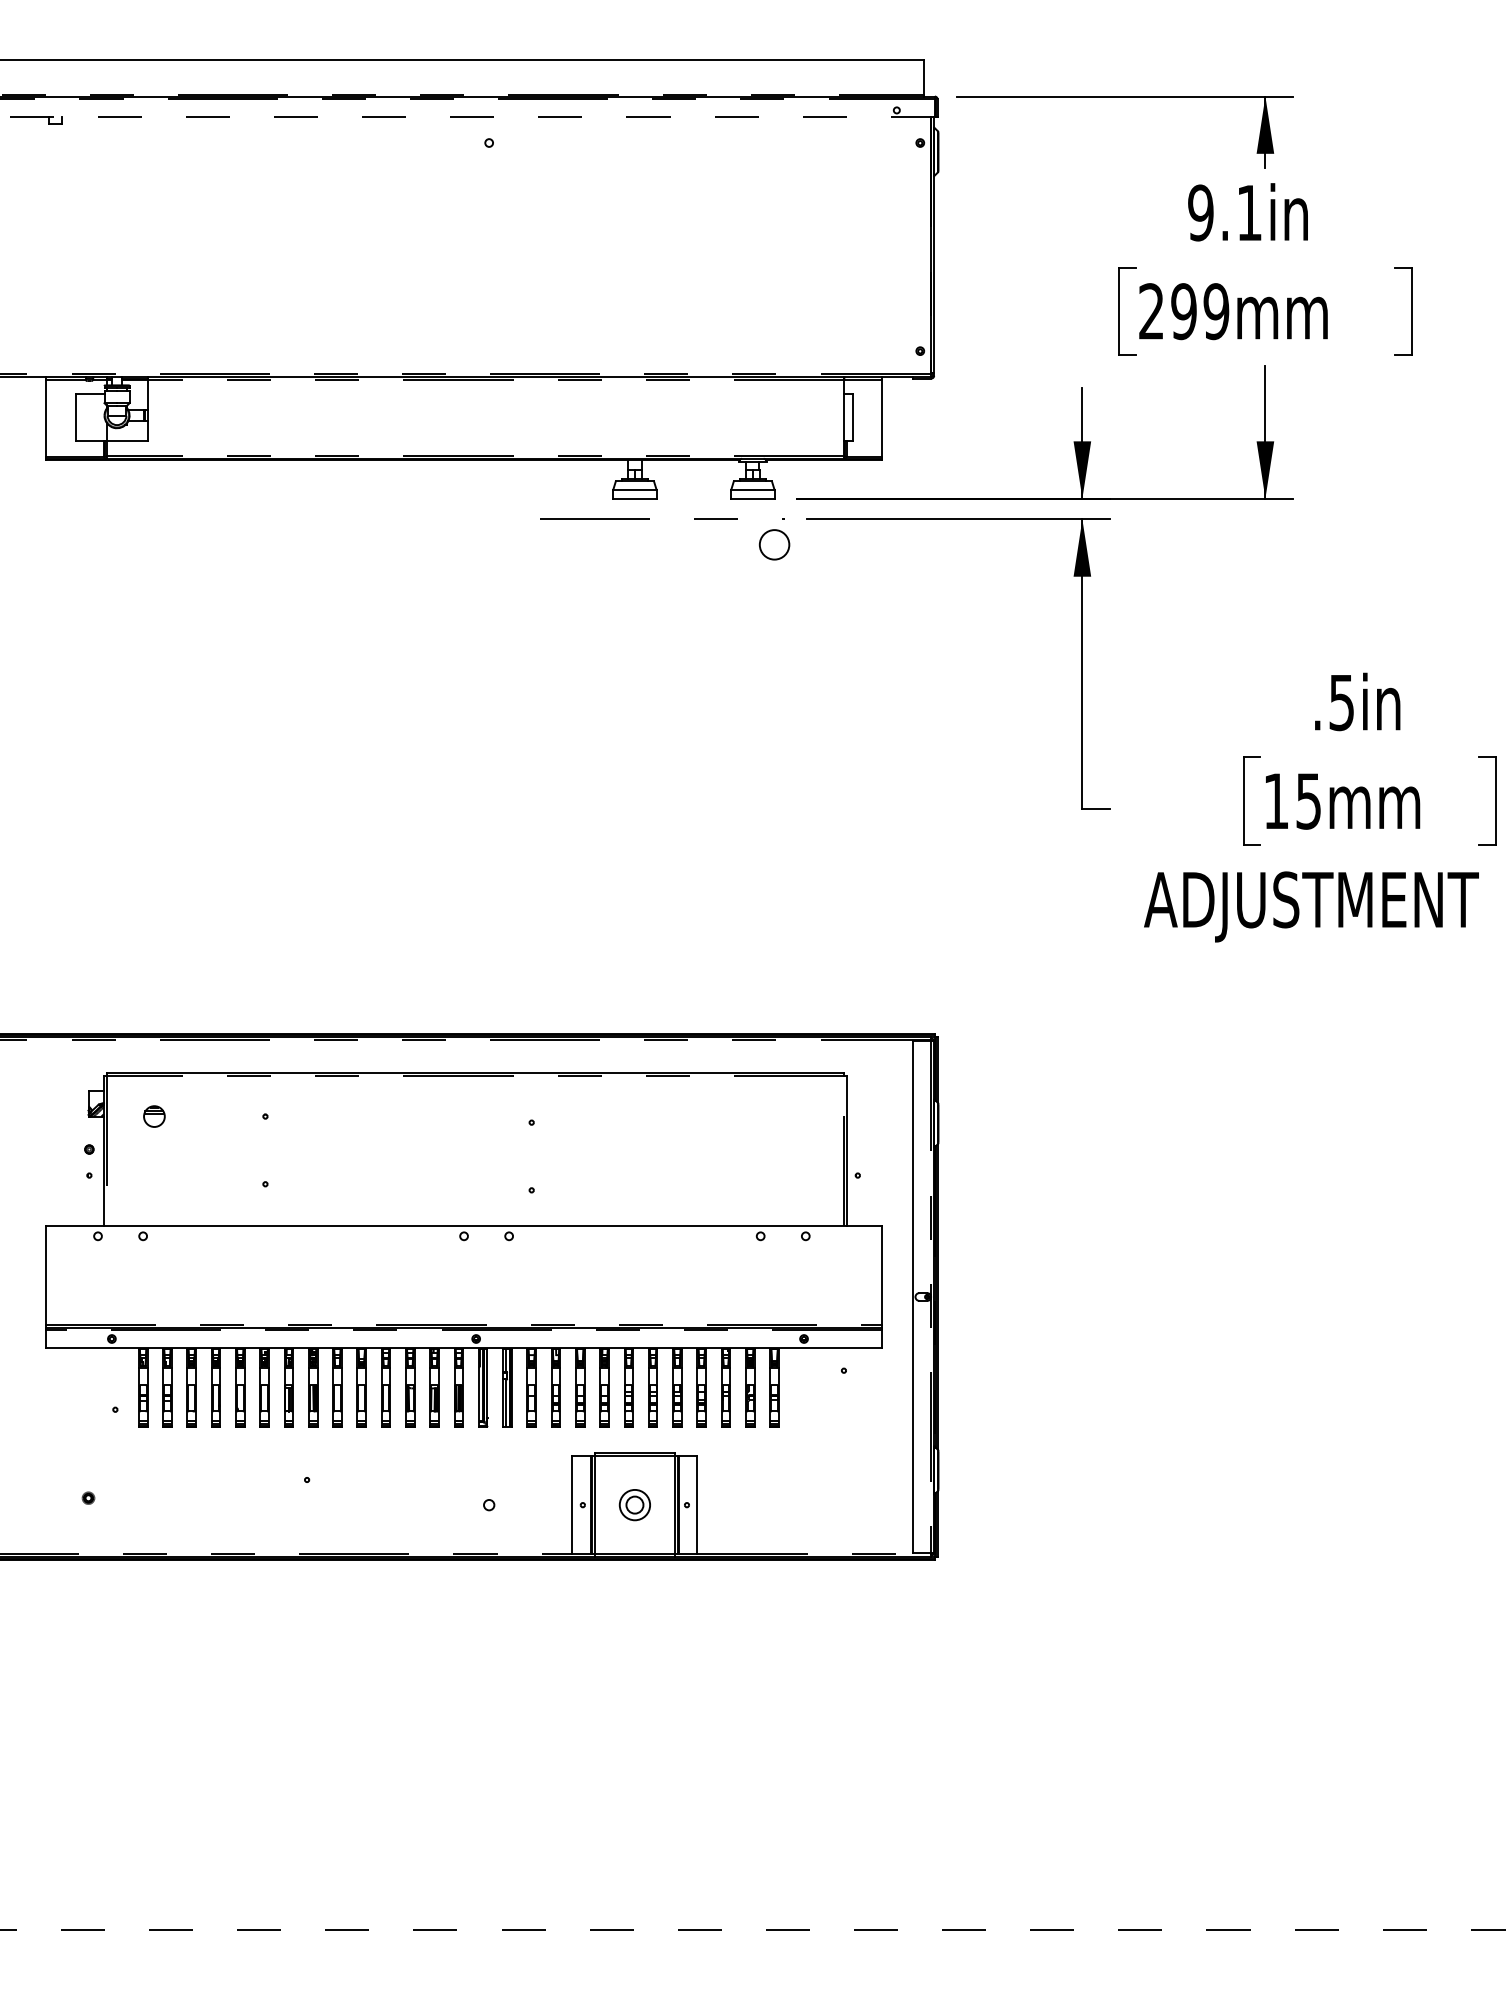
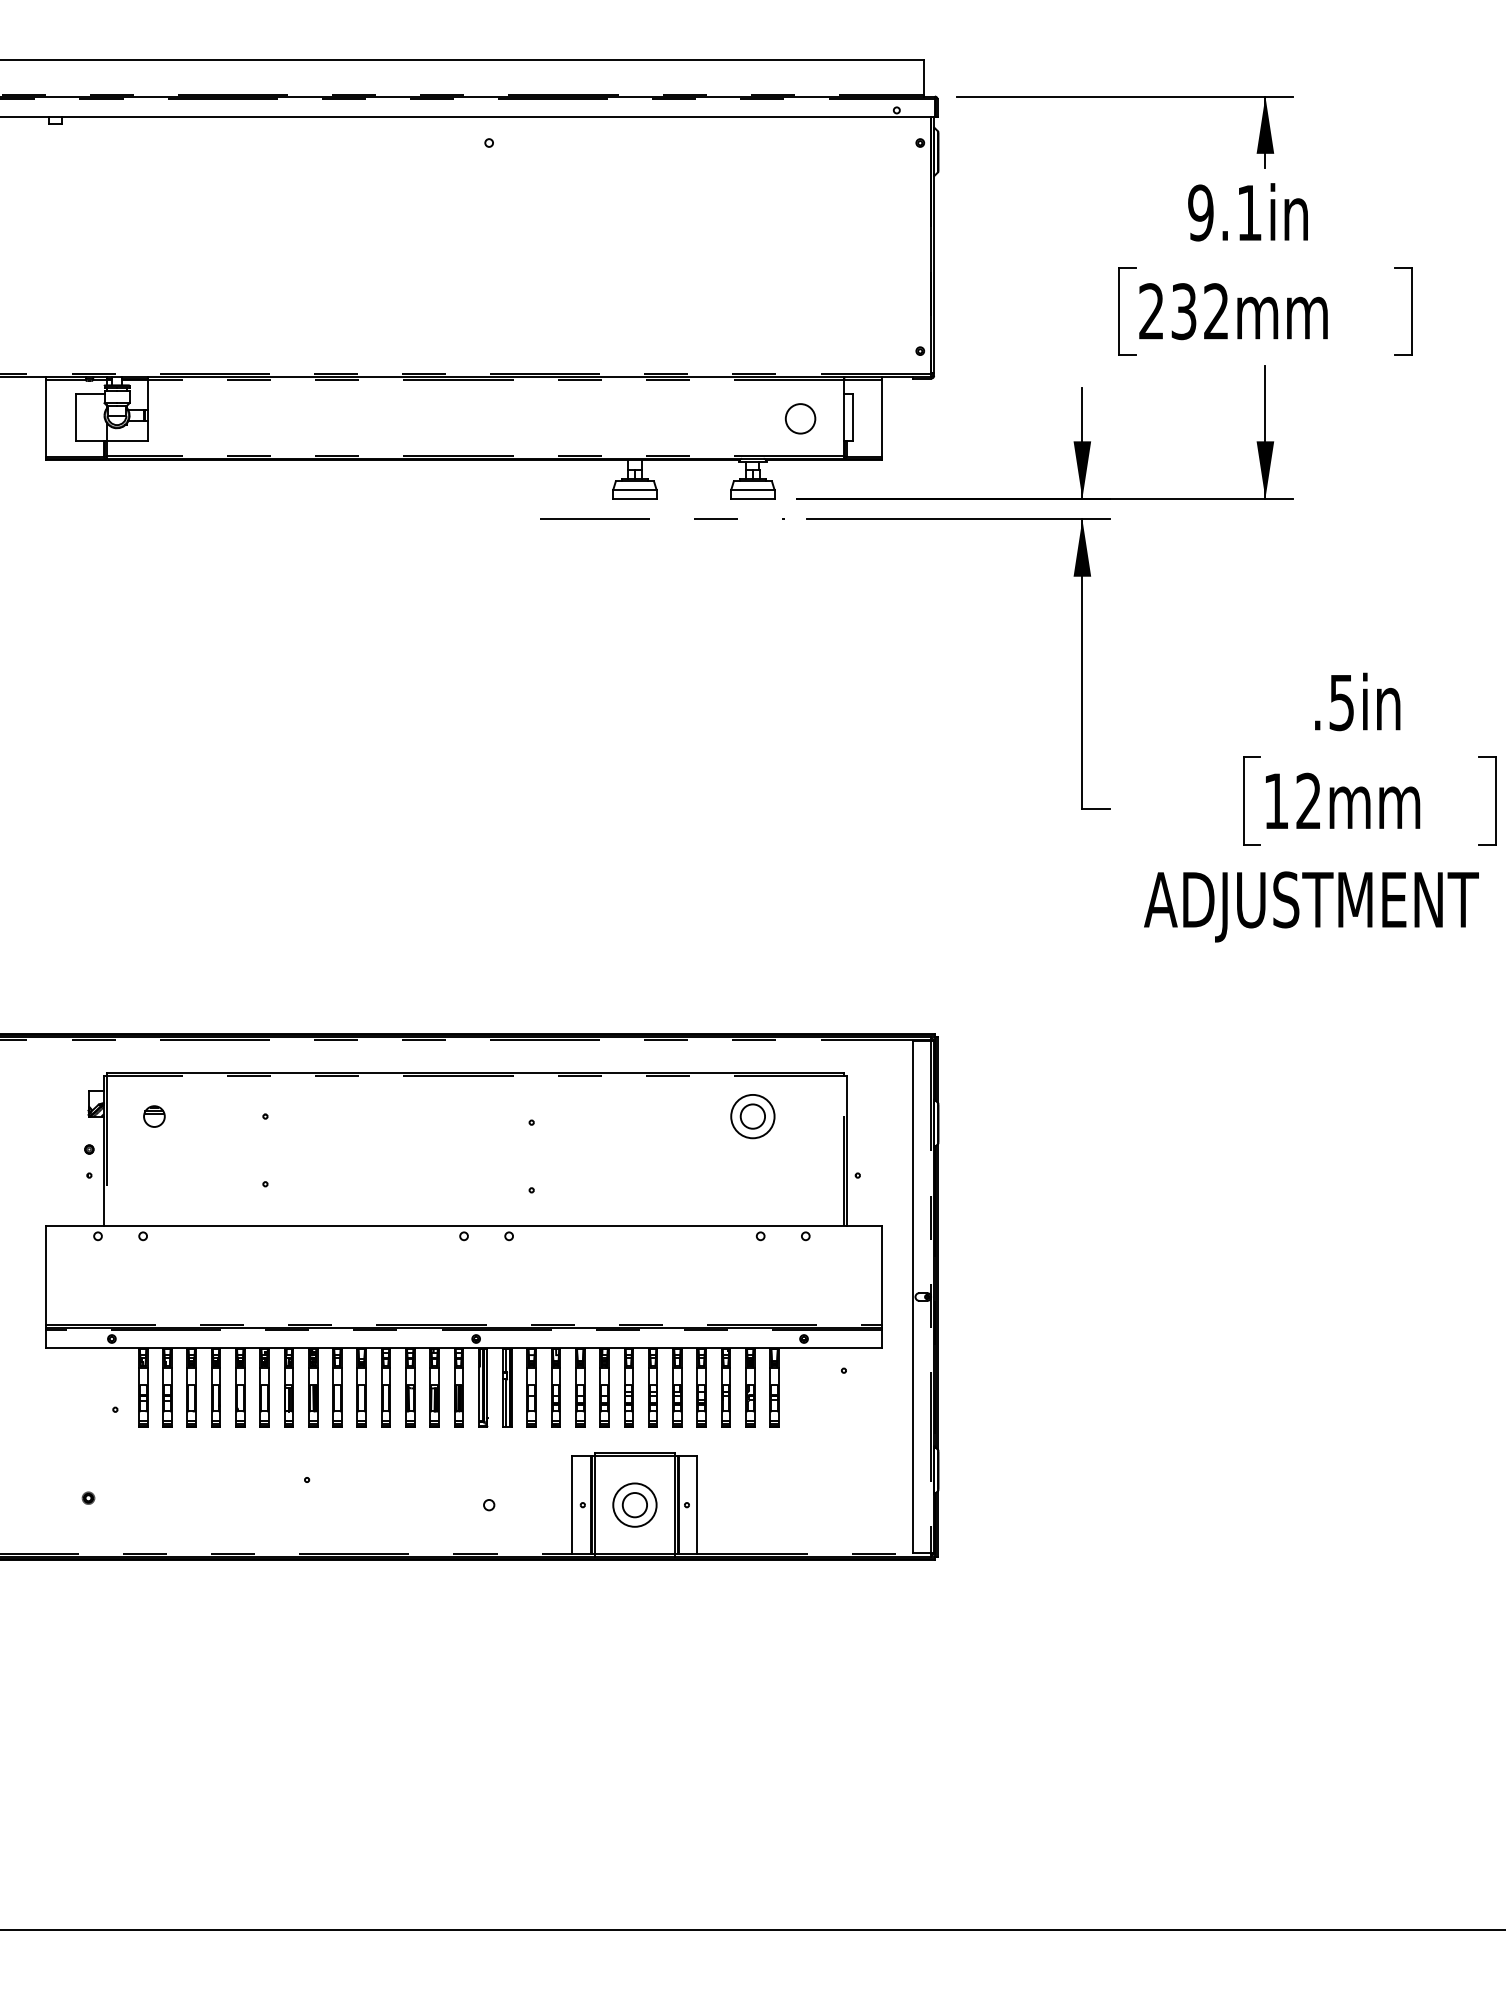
line: dashed -> solid (466, 117)
text: 299mm -> 232mm (1200, 311)
circle position: (774, 544) -> (800, 418) (800, 418)
text: 15mm -> 12mm (1308, 800)
part: none -> present (752, 1116)
part size: 33x33 px -> 46x46 px (634, 1504)
line: dashed -> solid (753, 1930)
